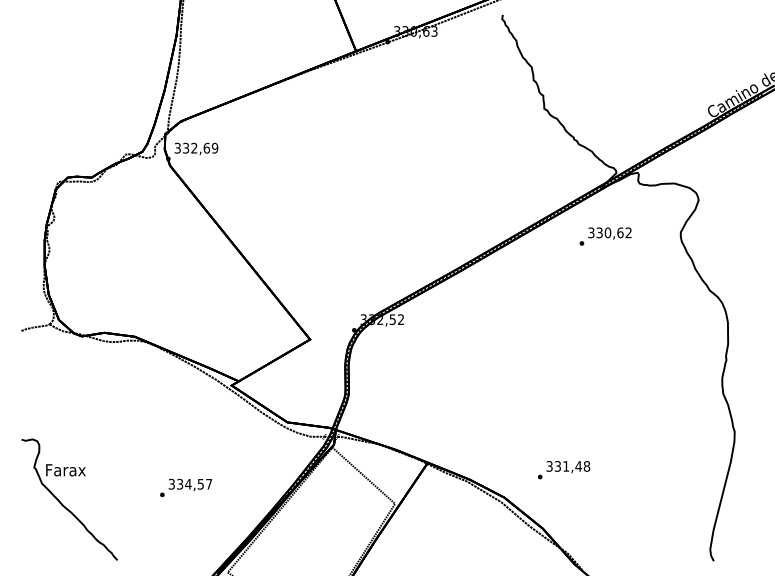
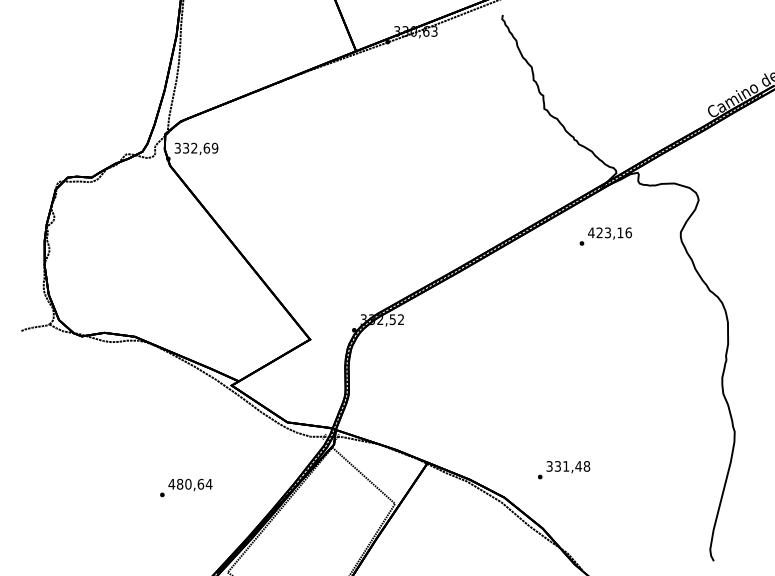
text: 330,62 -> 423,16 (609, 232)
text: 334,57 -> 480,64 (190, 483)
part: present -> none (63, 504)
